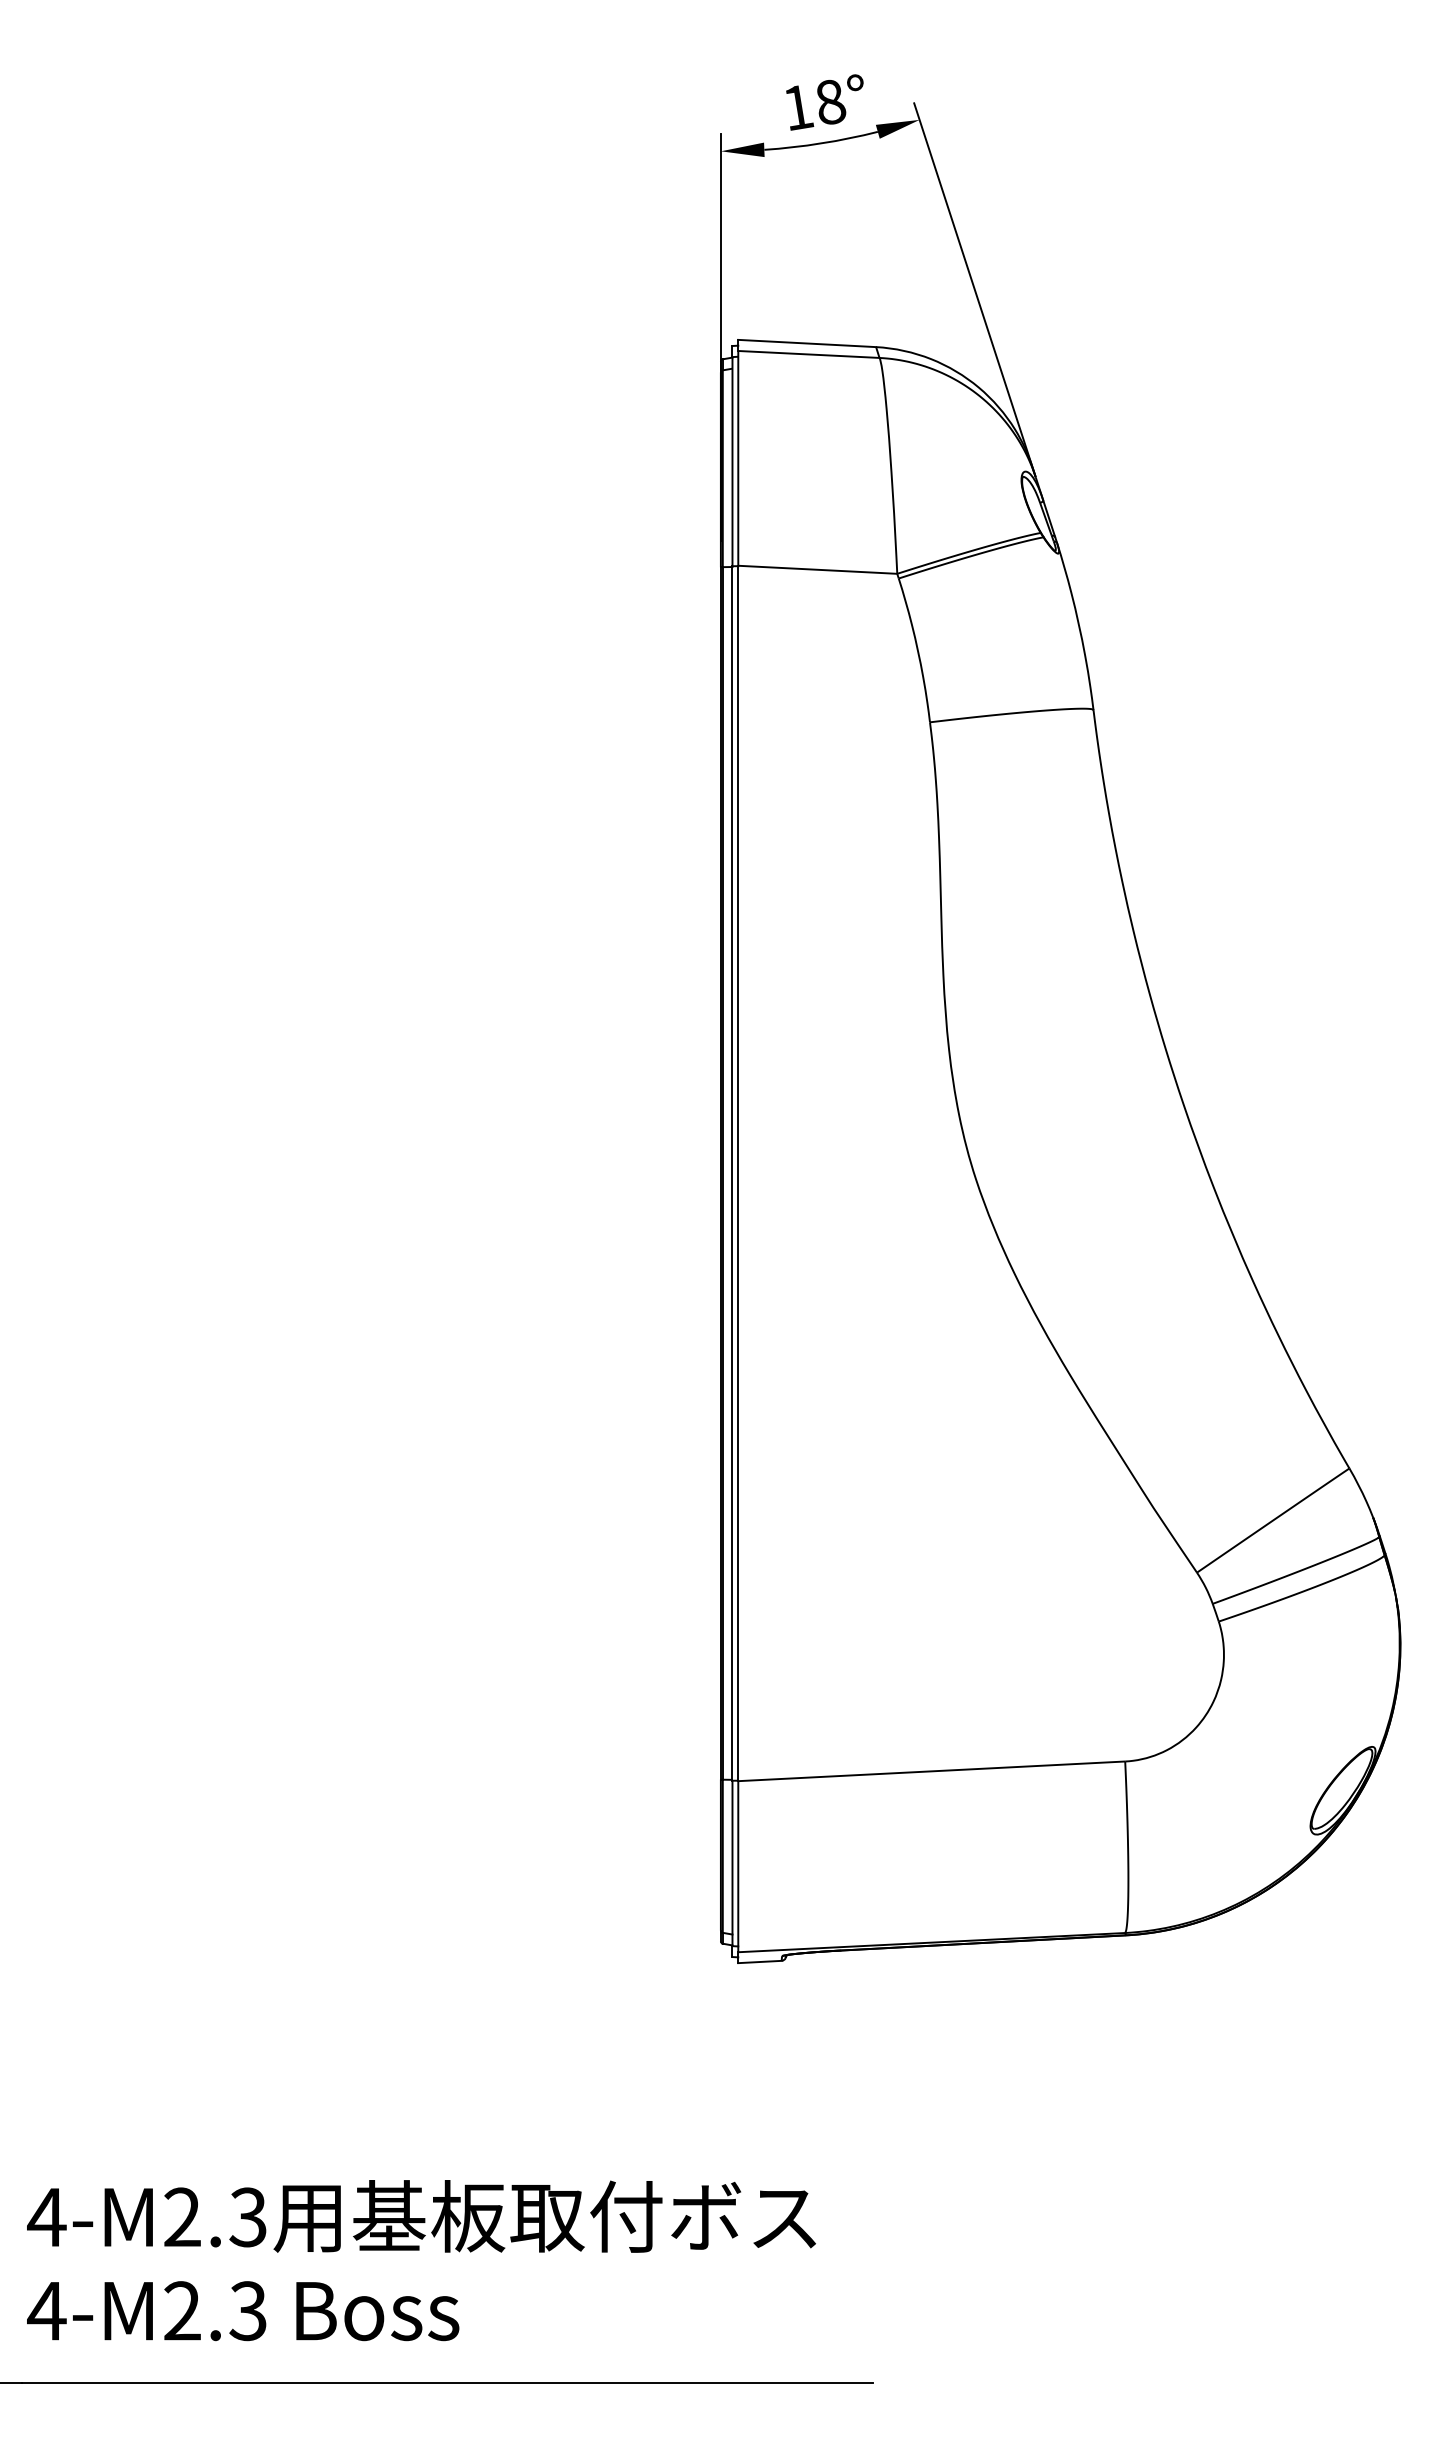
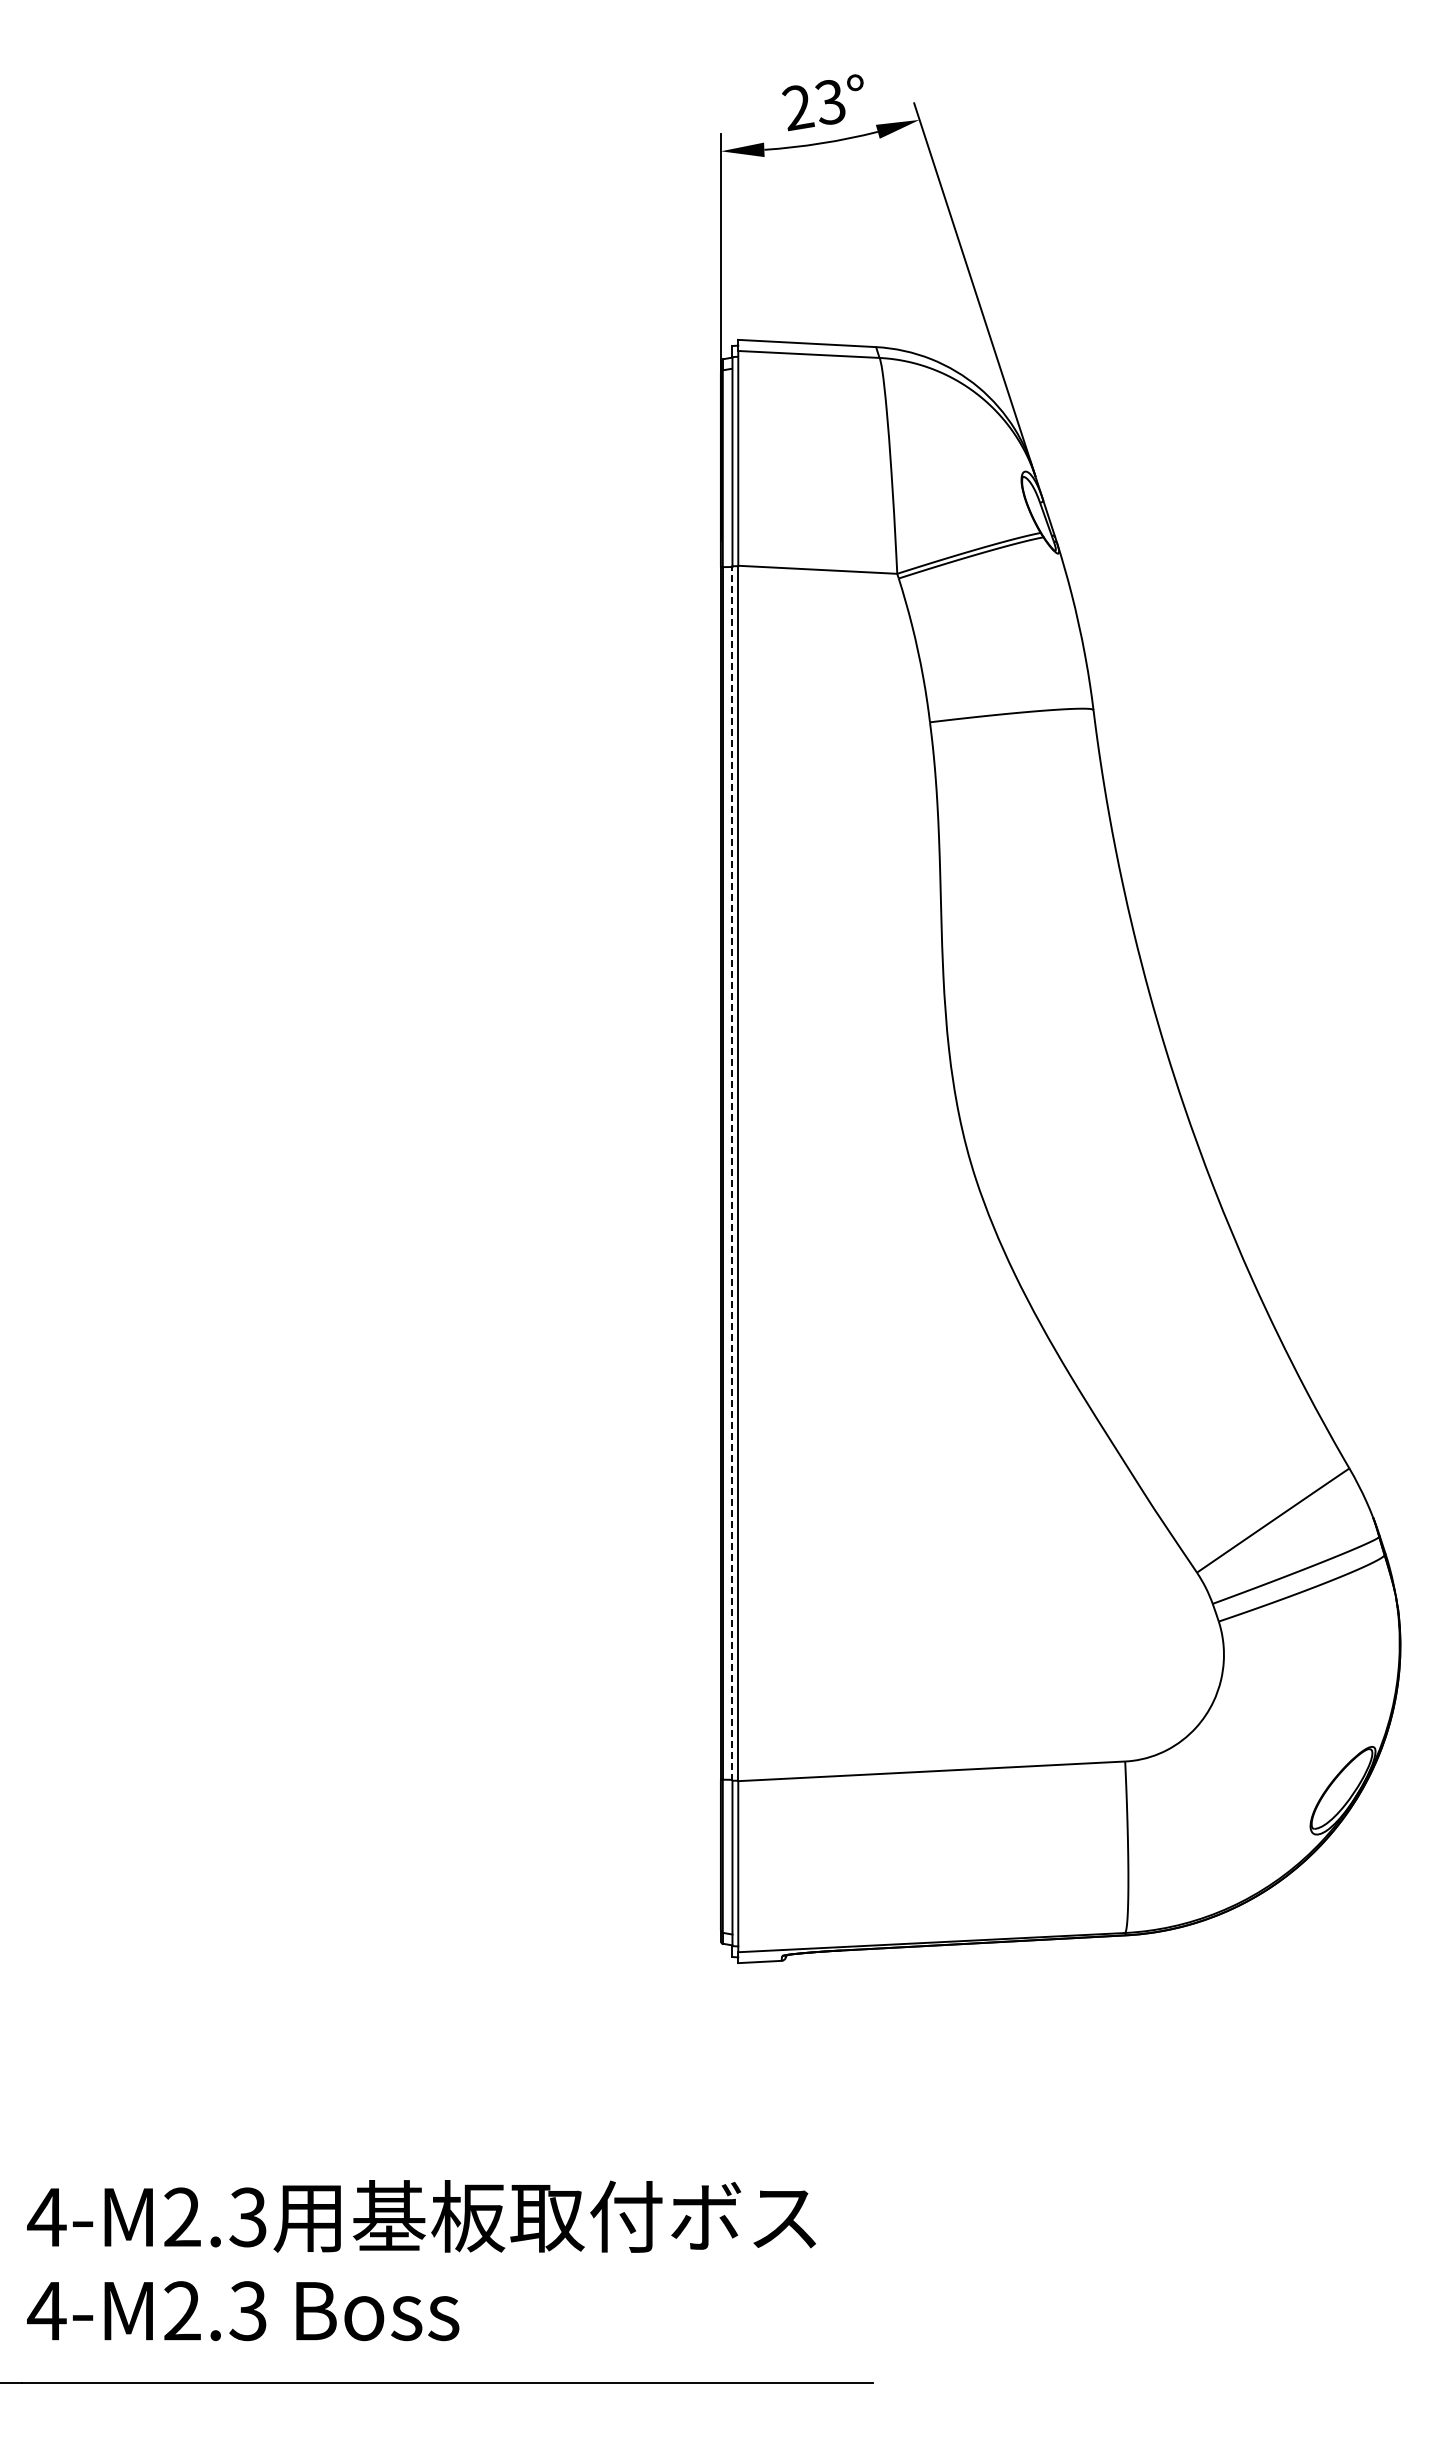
text: 18° -> 23° (814, 105)
line: solid -> dashed (732, 1172)
